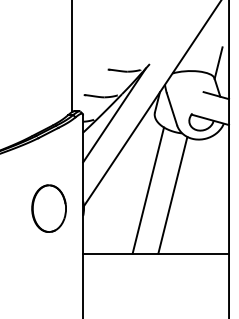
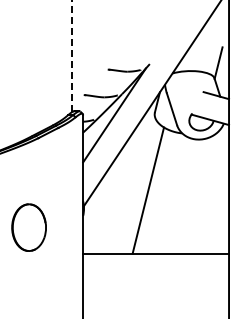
line: solid -> dashed (72, 56)
line: present -> none (172, 194)
part position: (48, 208) -> (28, 227) (28, 227)
